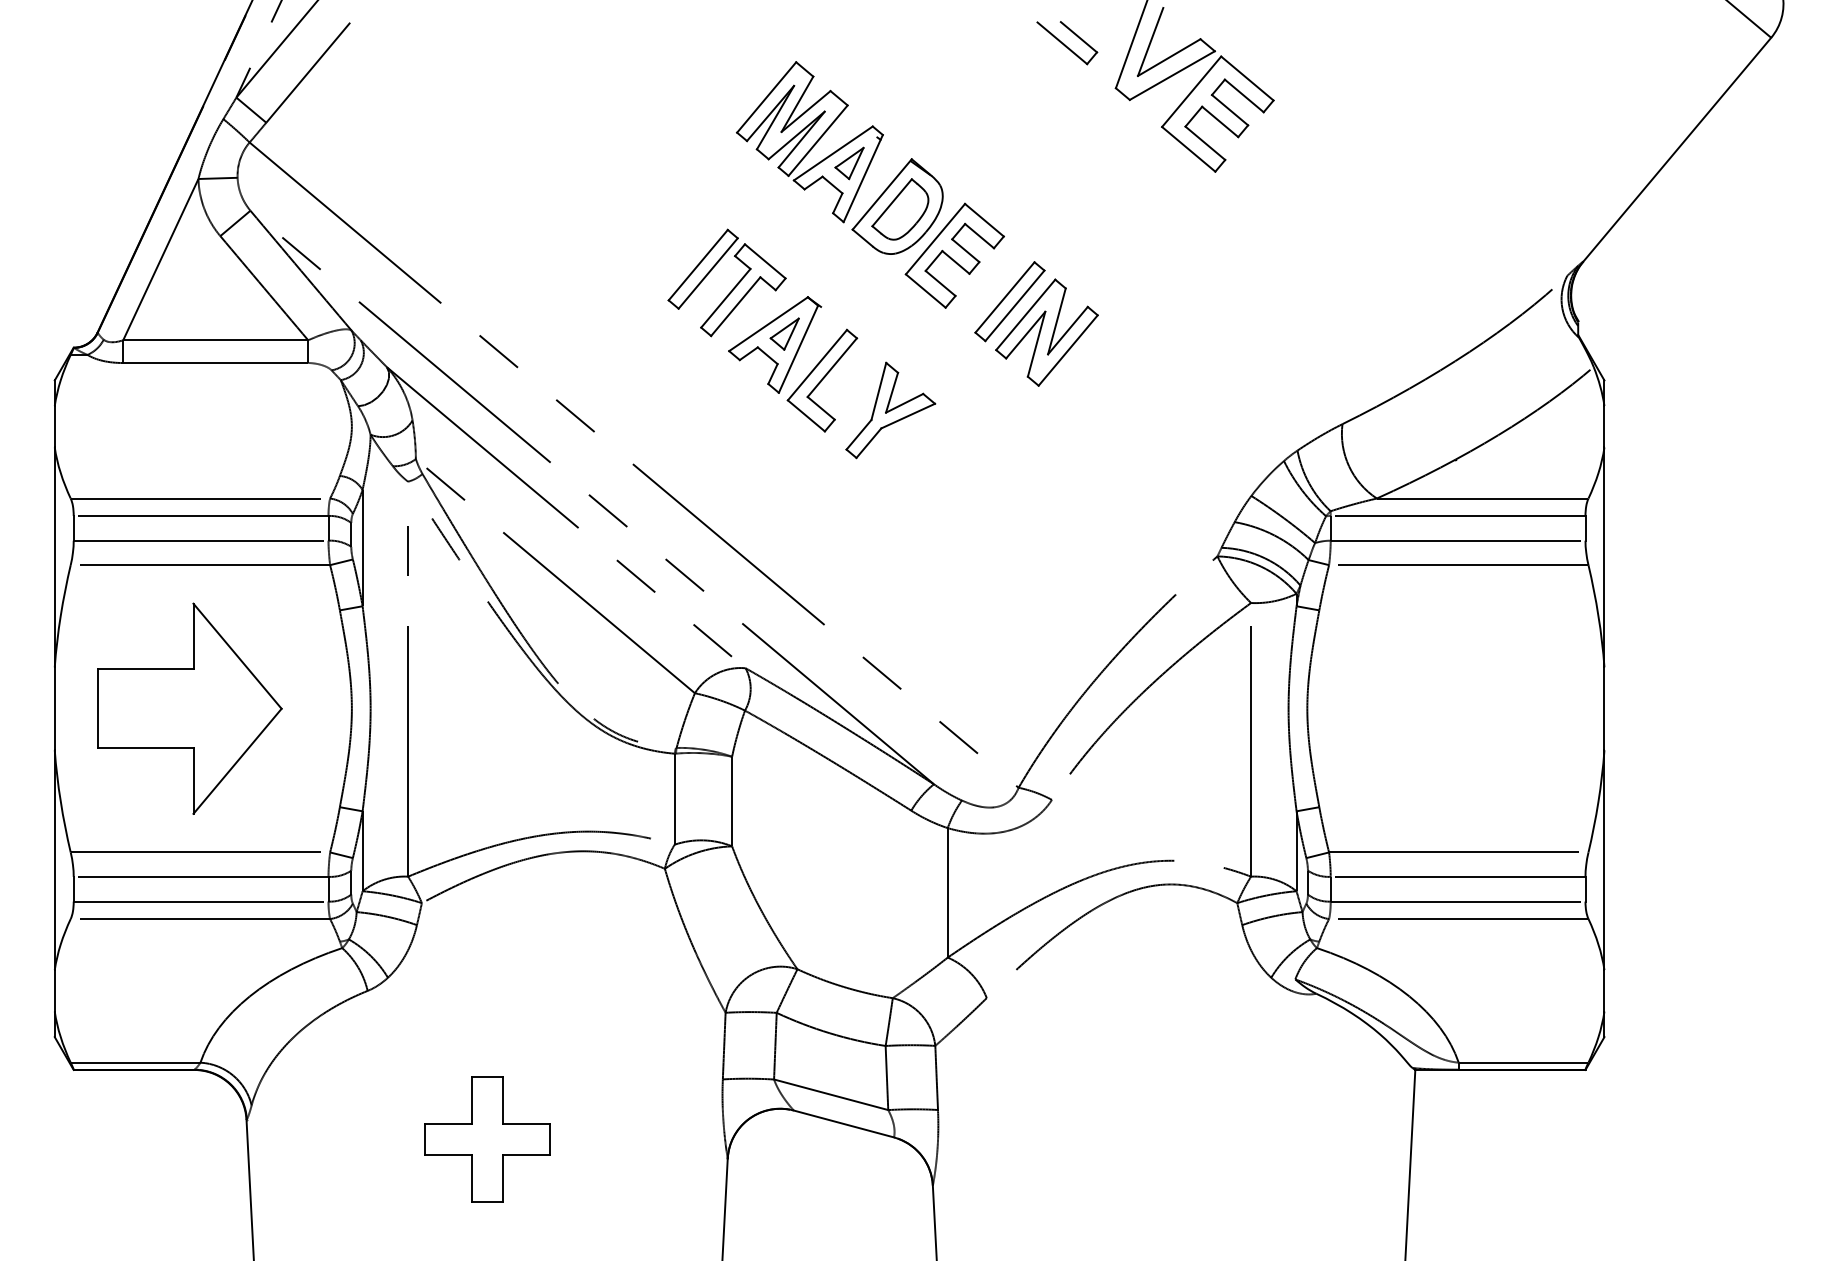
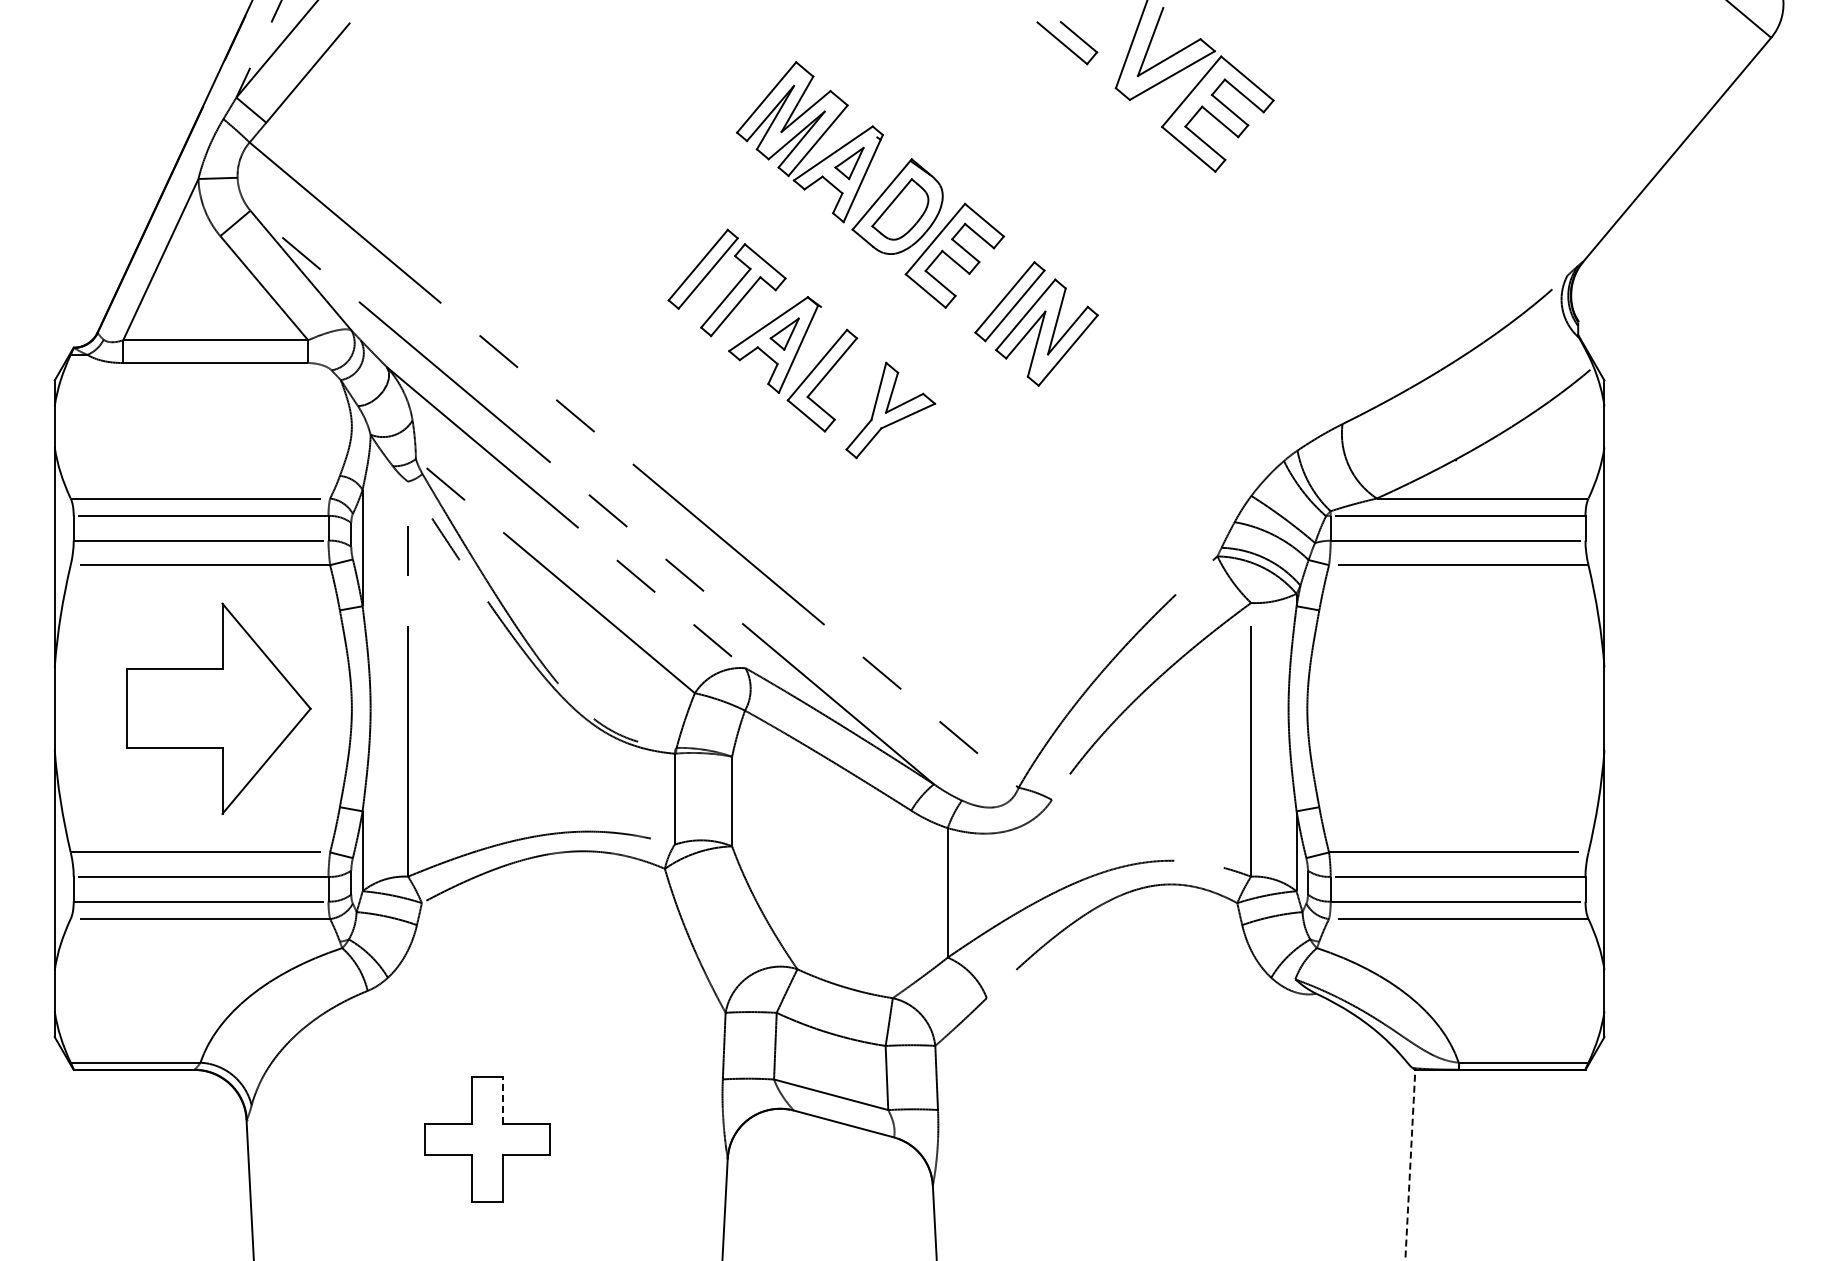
part position: (189, 708) -> (218, 708) (218, 708)
line: solid -> dashed (502, 1100)
line: solid -> dashed (1410, 1164)
